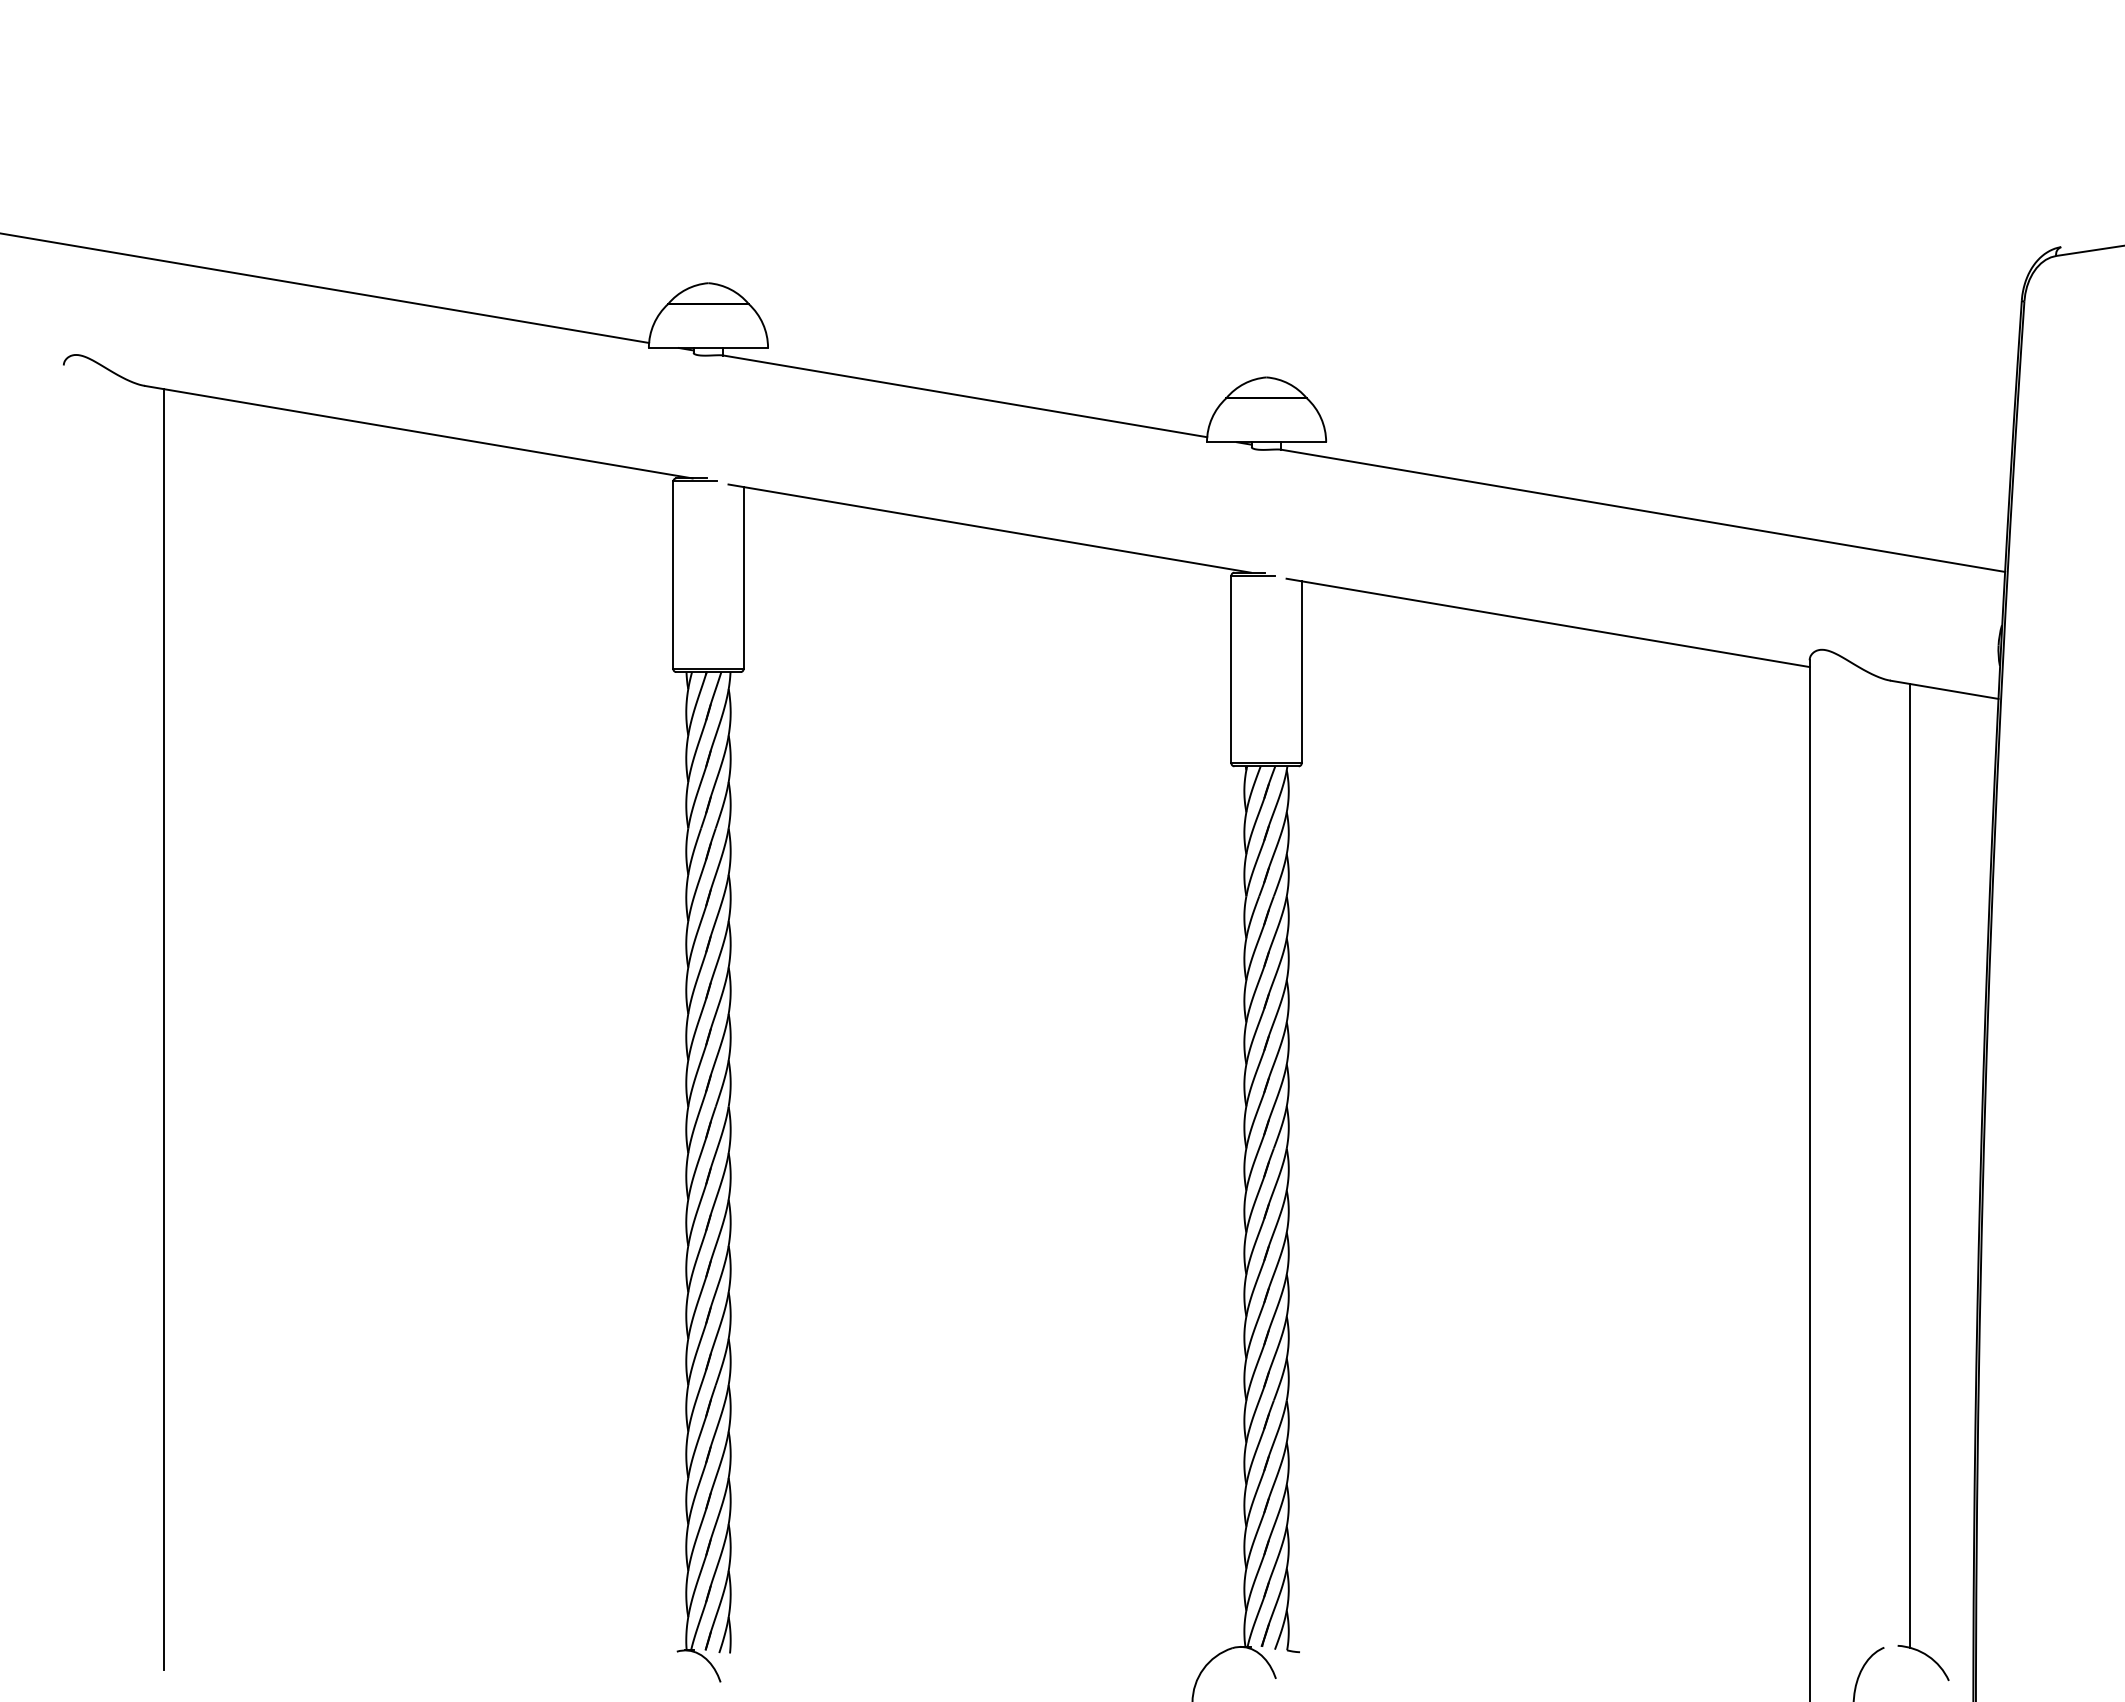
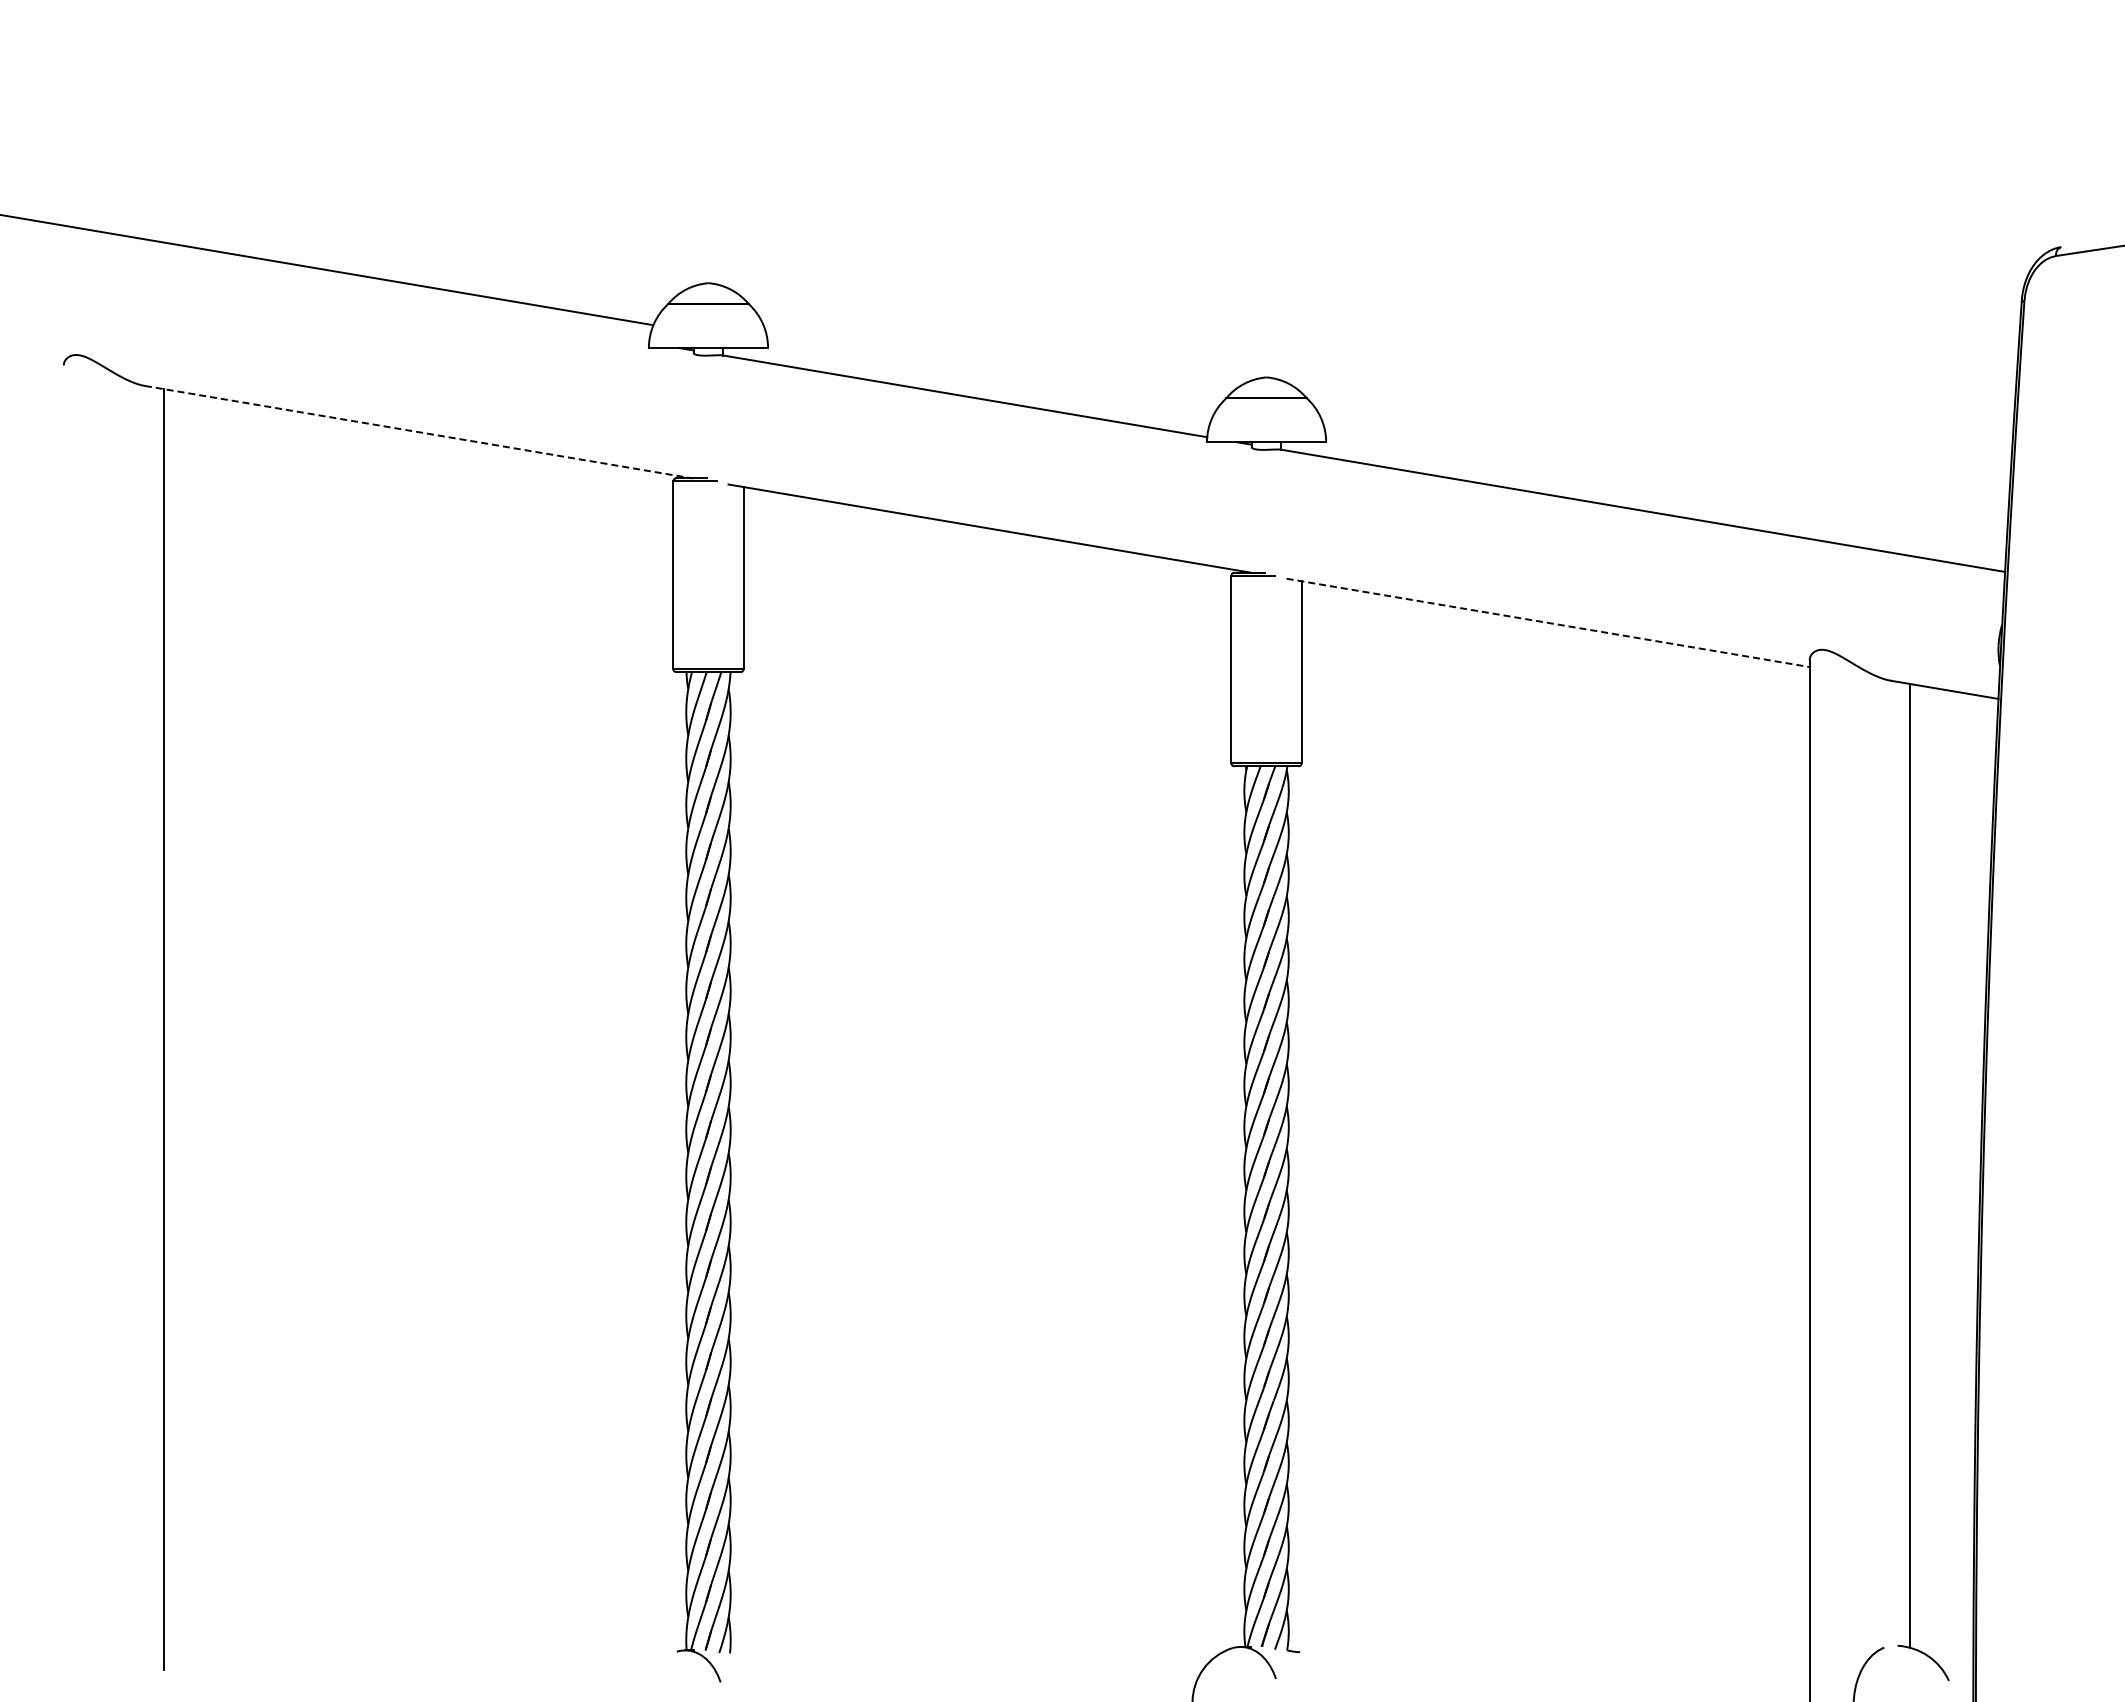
line position: (325, 287) -> (327, 269) (327, 269)
line: solid -> dashed (418, 432)
line: solid -> dashed (1548, 622)
